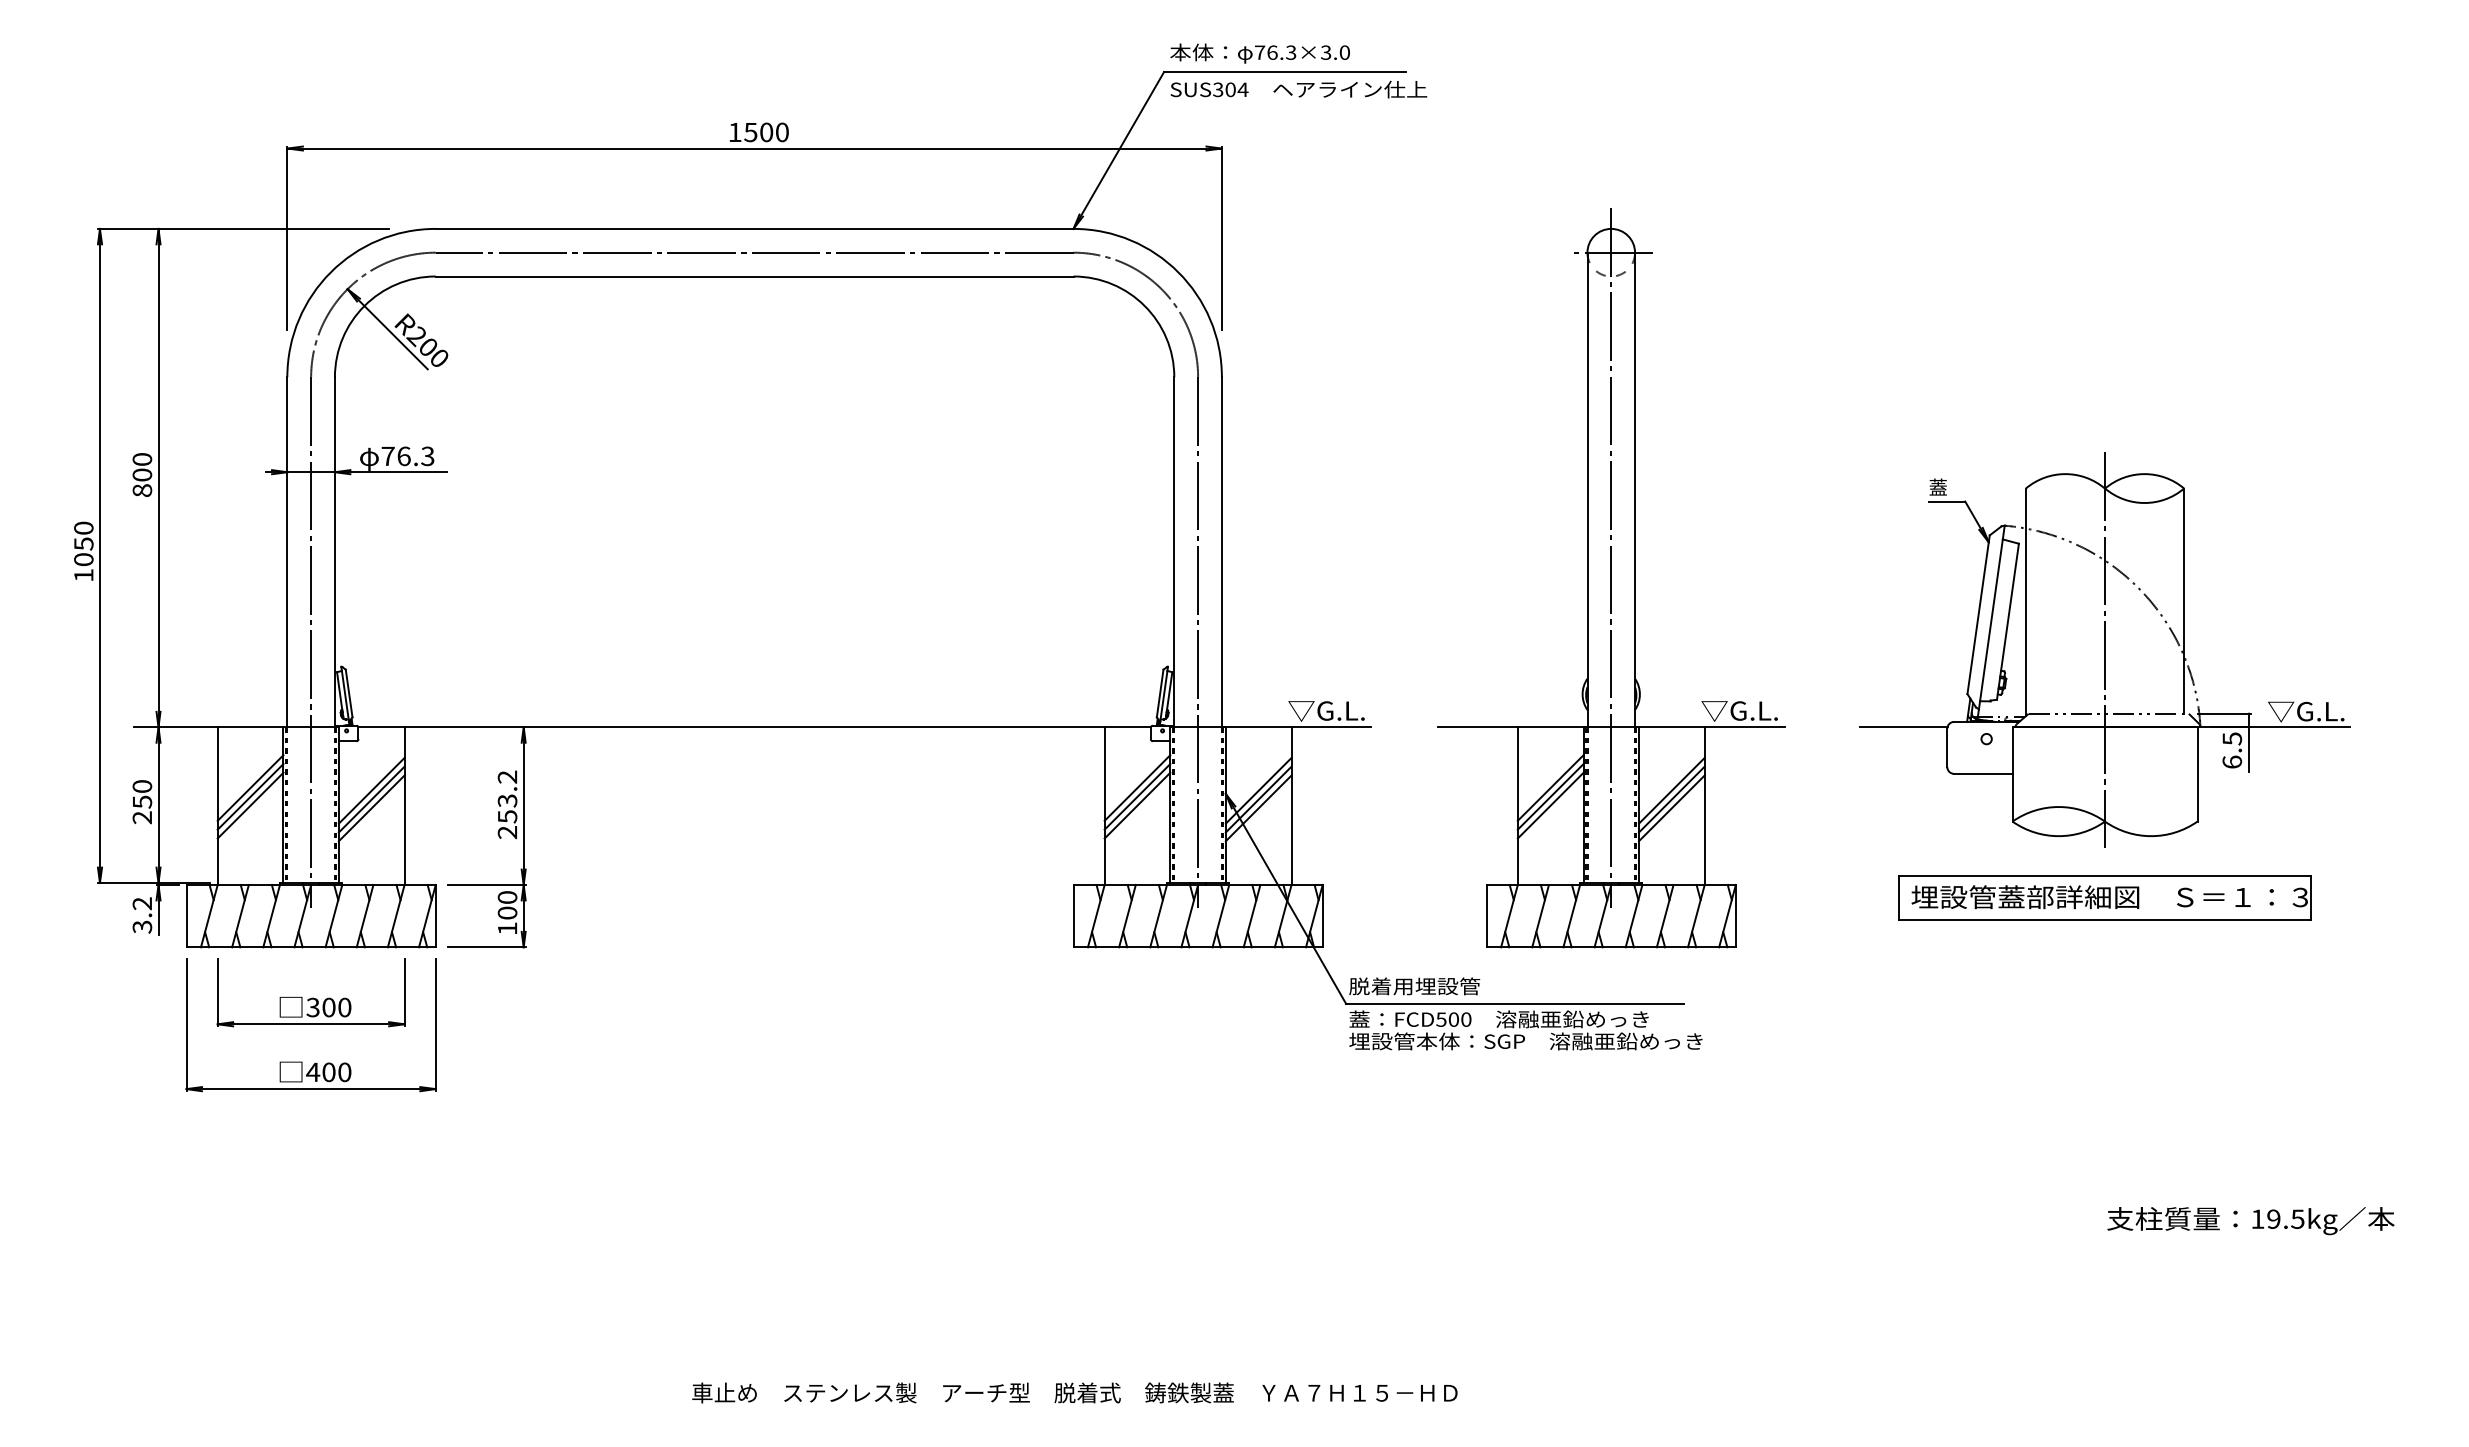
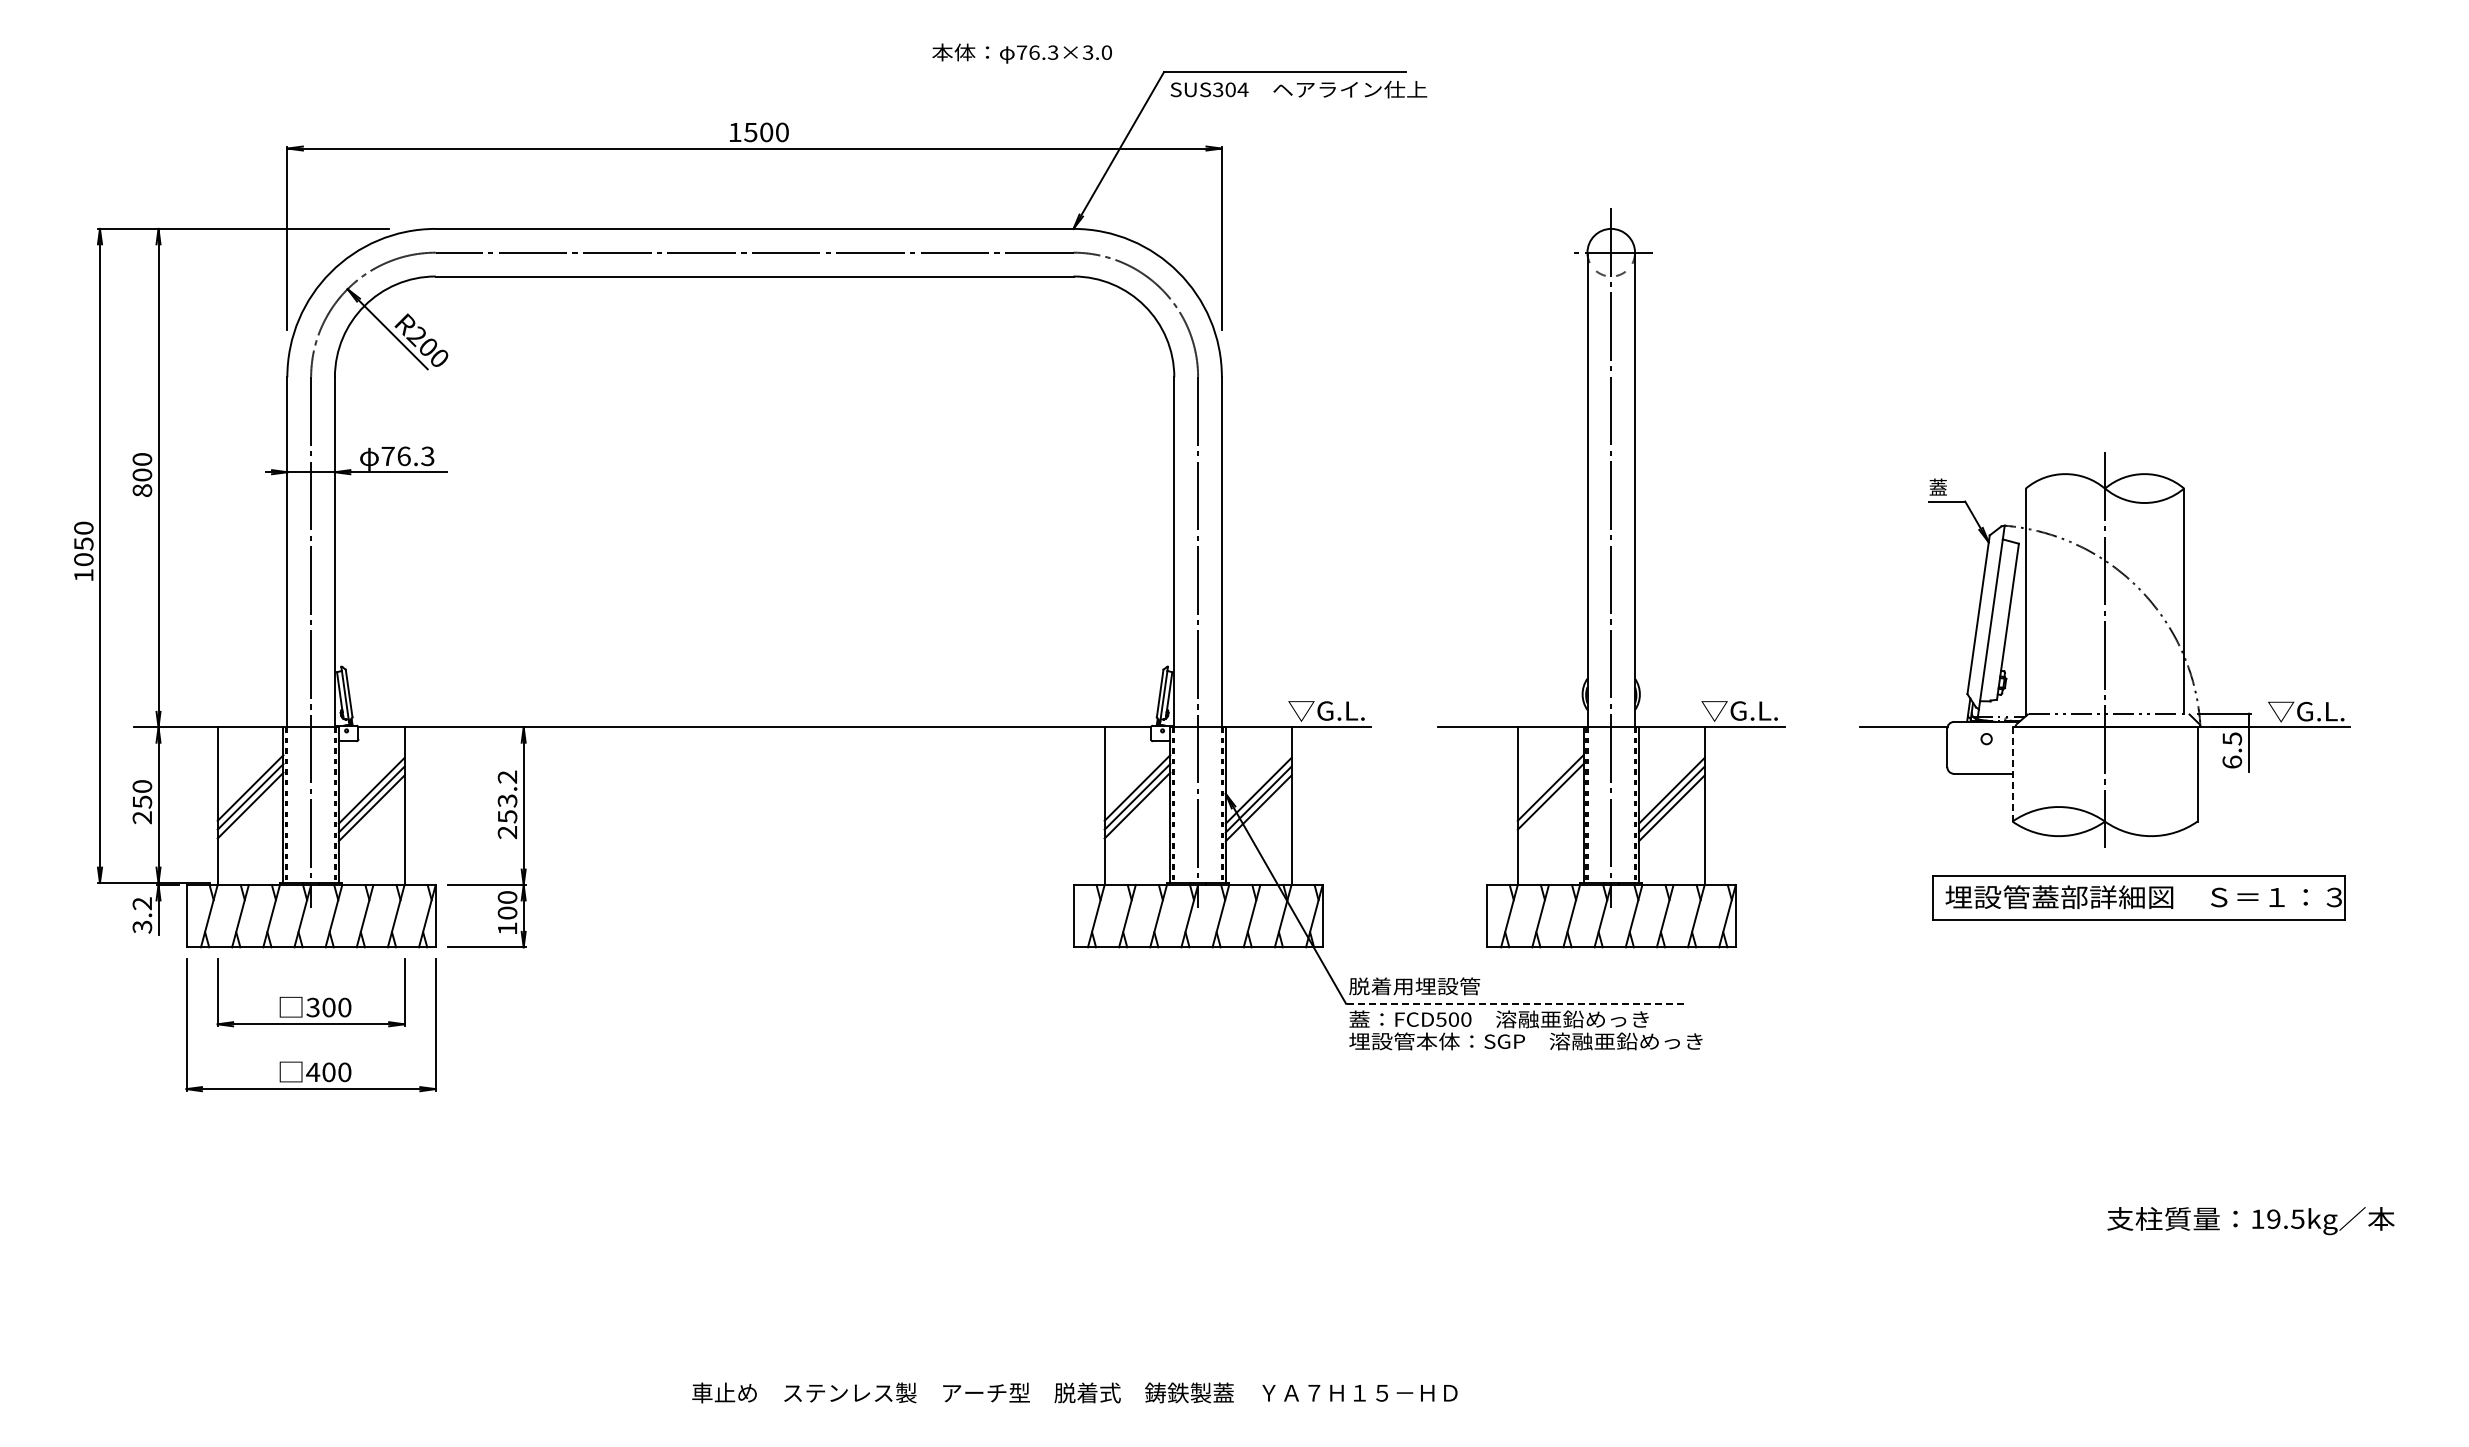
text position: (1259, 53) -> (1021, 53) (1021, 53)
line: solid -> dashed (2012, 773)
line: present -> none (1550, 805)
part position: (2104, 897) -> (2138, 897) (2138, 897)
line: solid -> dashed (1514, 1003)
